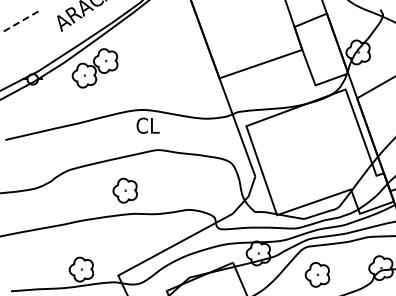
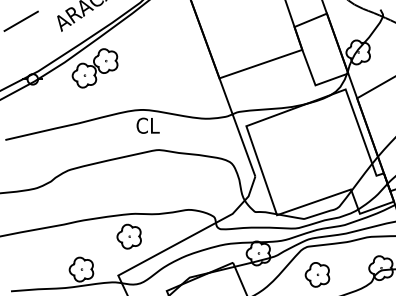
line: dashed -> solid (21, 21)
part position: (124, 190) -> (128, 236) (128, 236)
